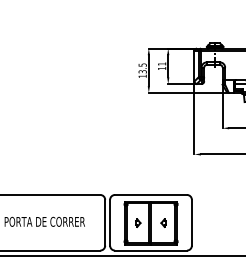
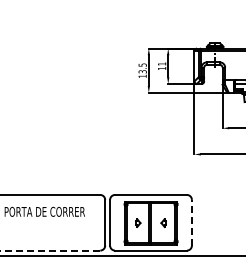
text position: (44, 221) -> (44, 211) (44, 211)
line: solid -> dashed (191, 222)
line: solid -> dashed (50, 250)
